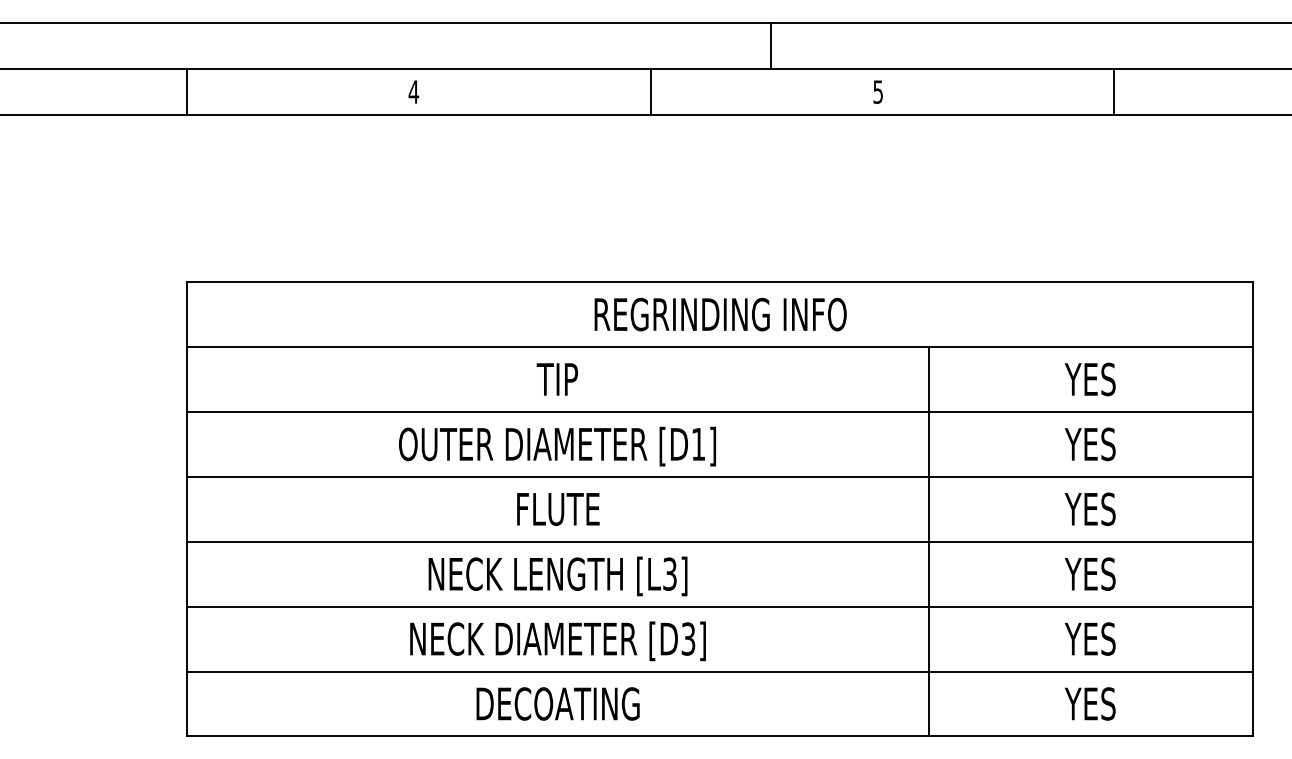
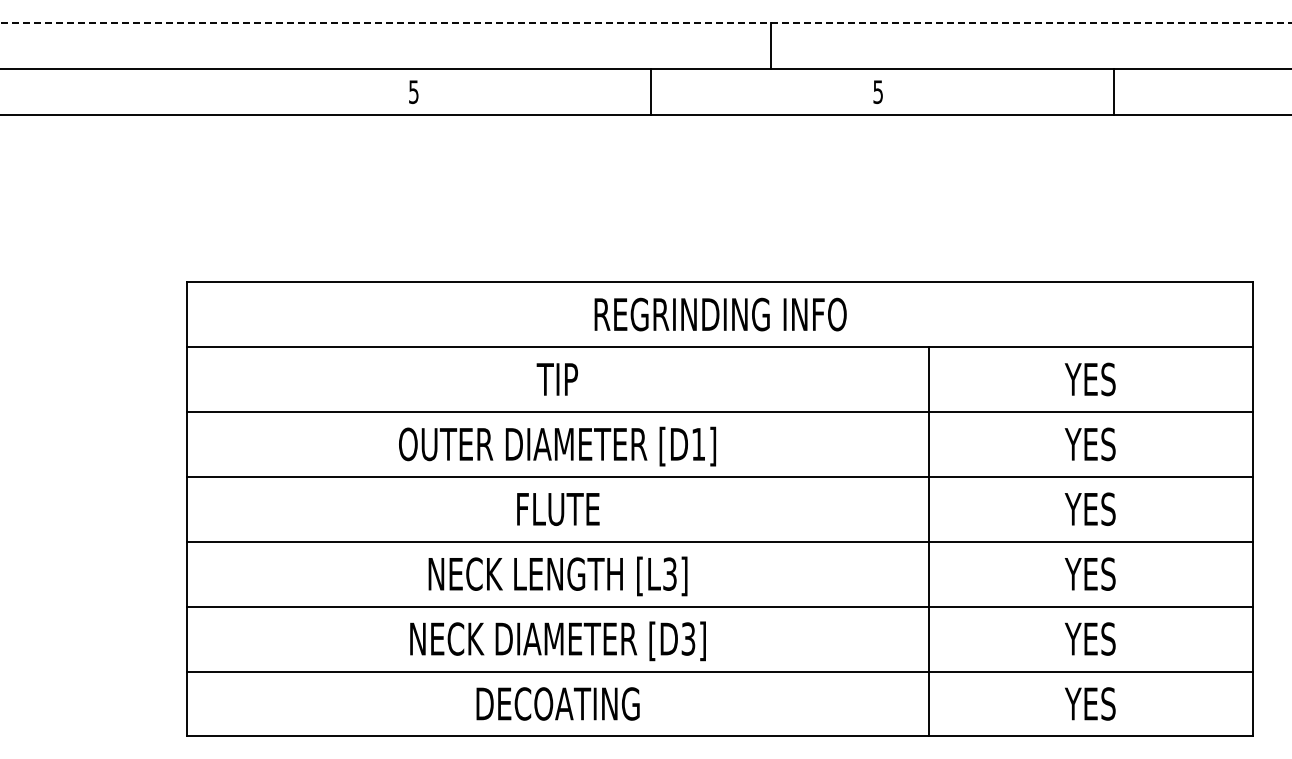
line: solid -> dashed (646, 22)
line: present -> none (187, 91)
text: 4 -> 5 (413, 92)
